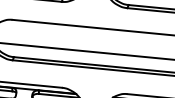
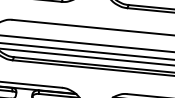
line: none -> present (86, 43)
line: none -> present (86, 56)
